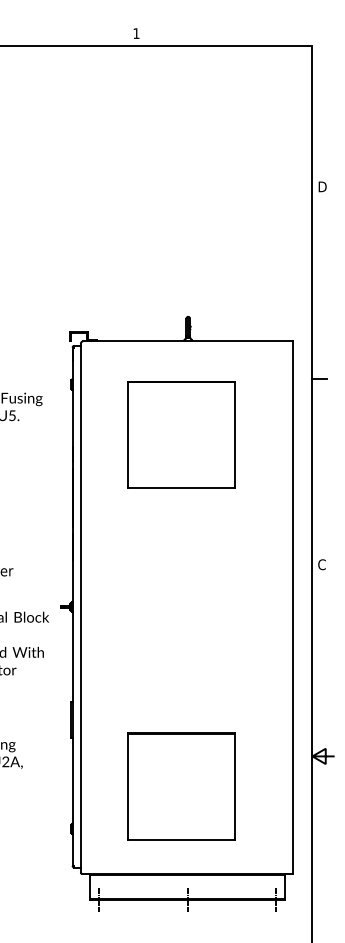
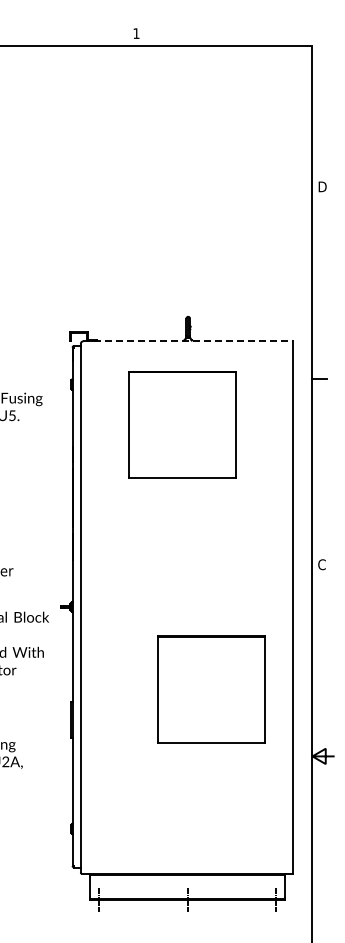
line: solid -> dashed (188, 341)
part position: (181, 434) -> (182, 424) (182, 424)
part position: (181, 786) -> (211, 689) (211, 689)
